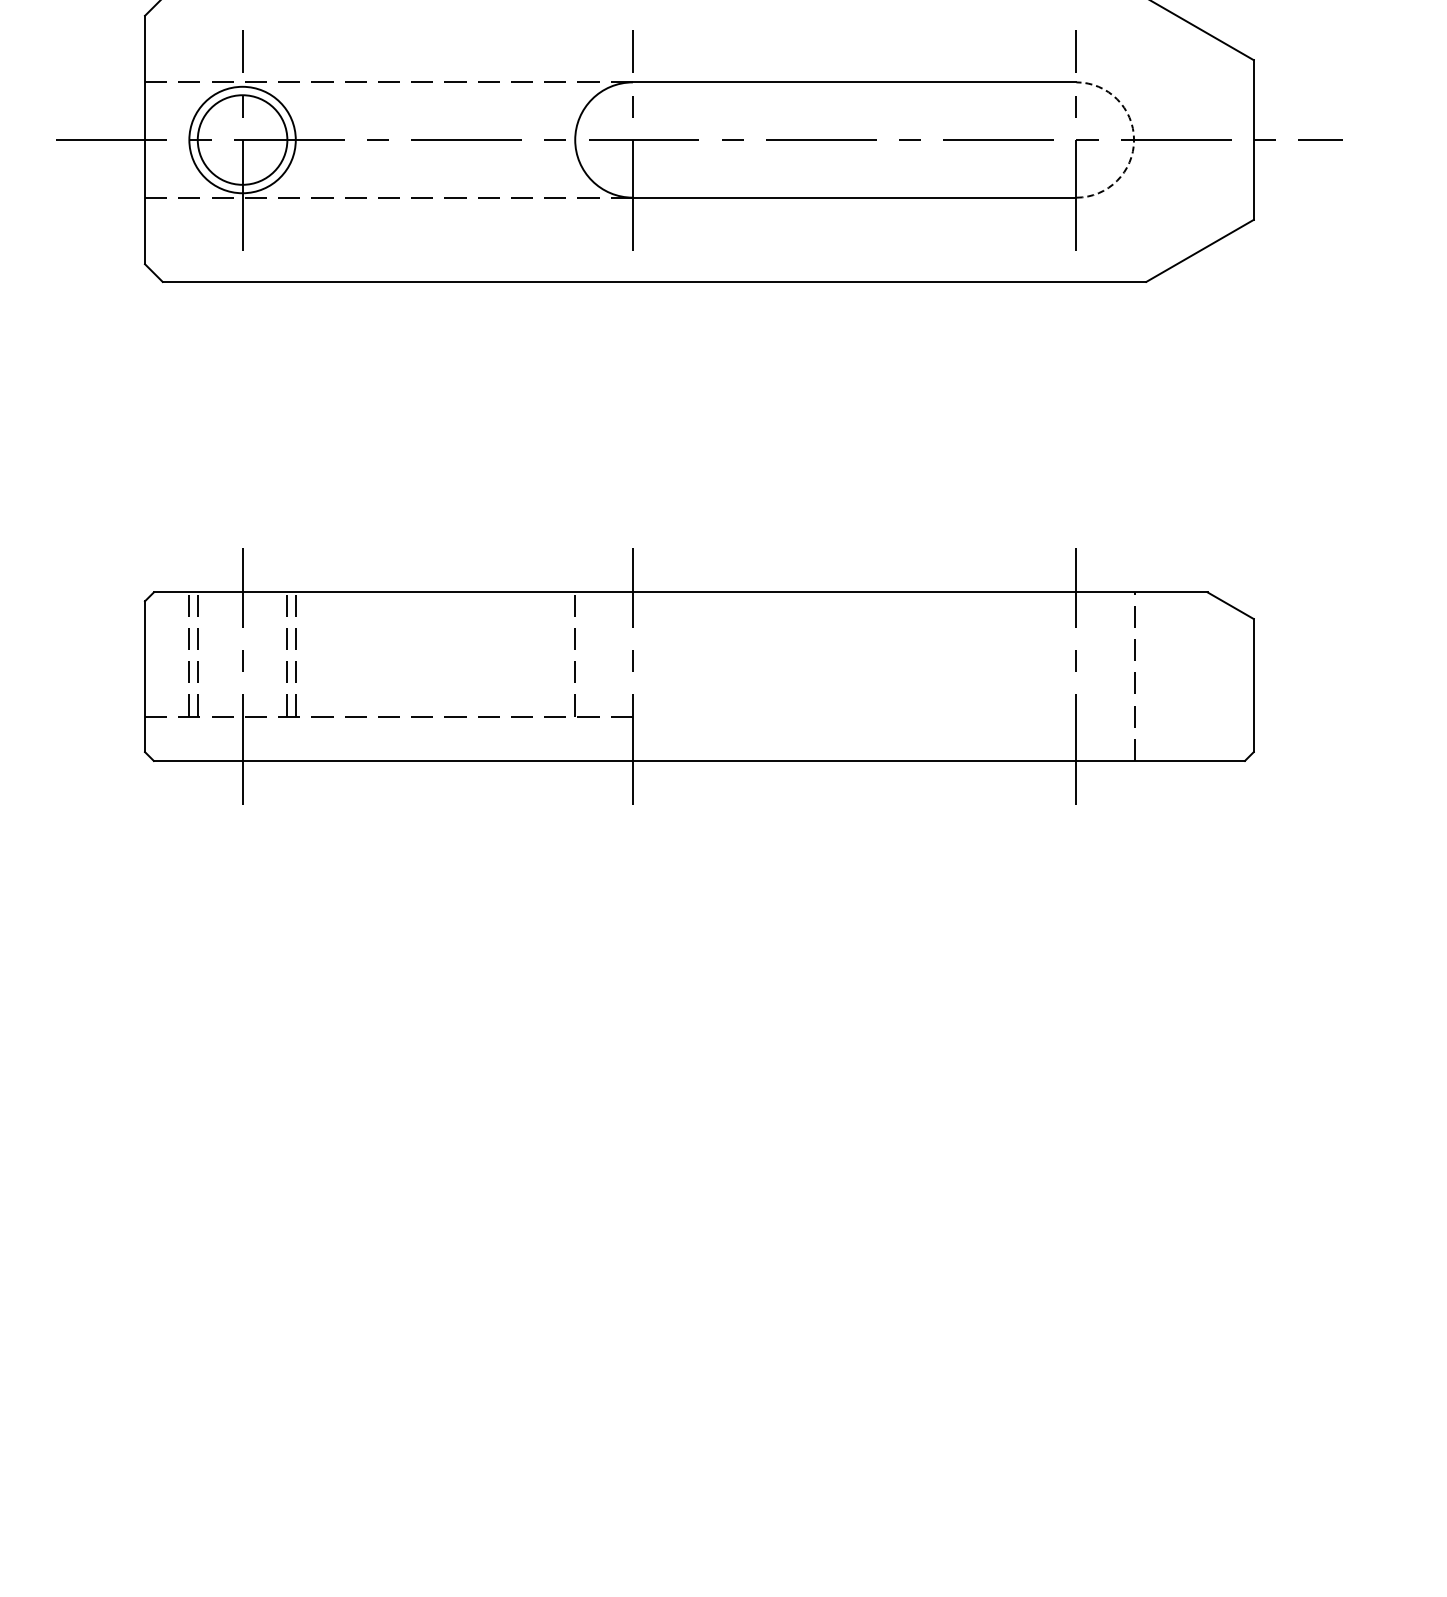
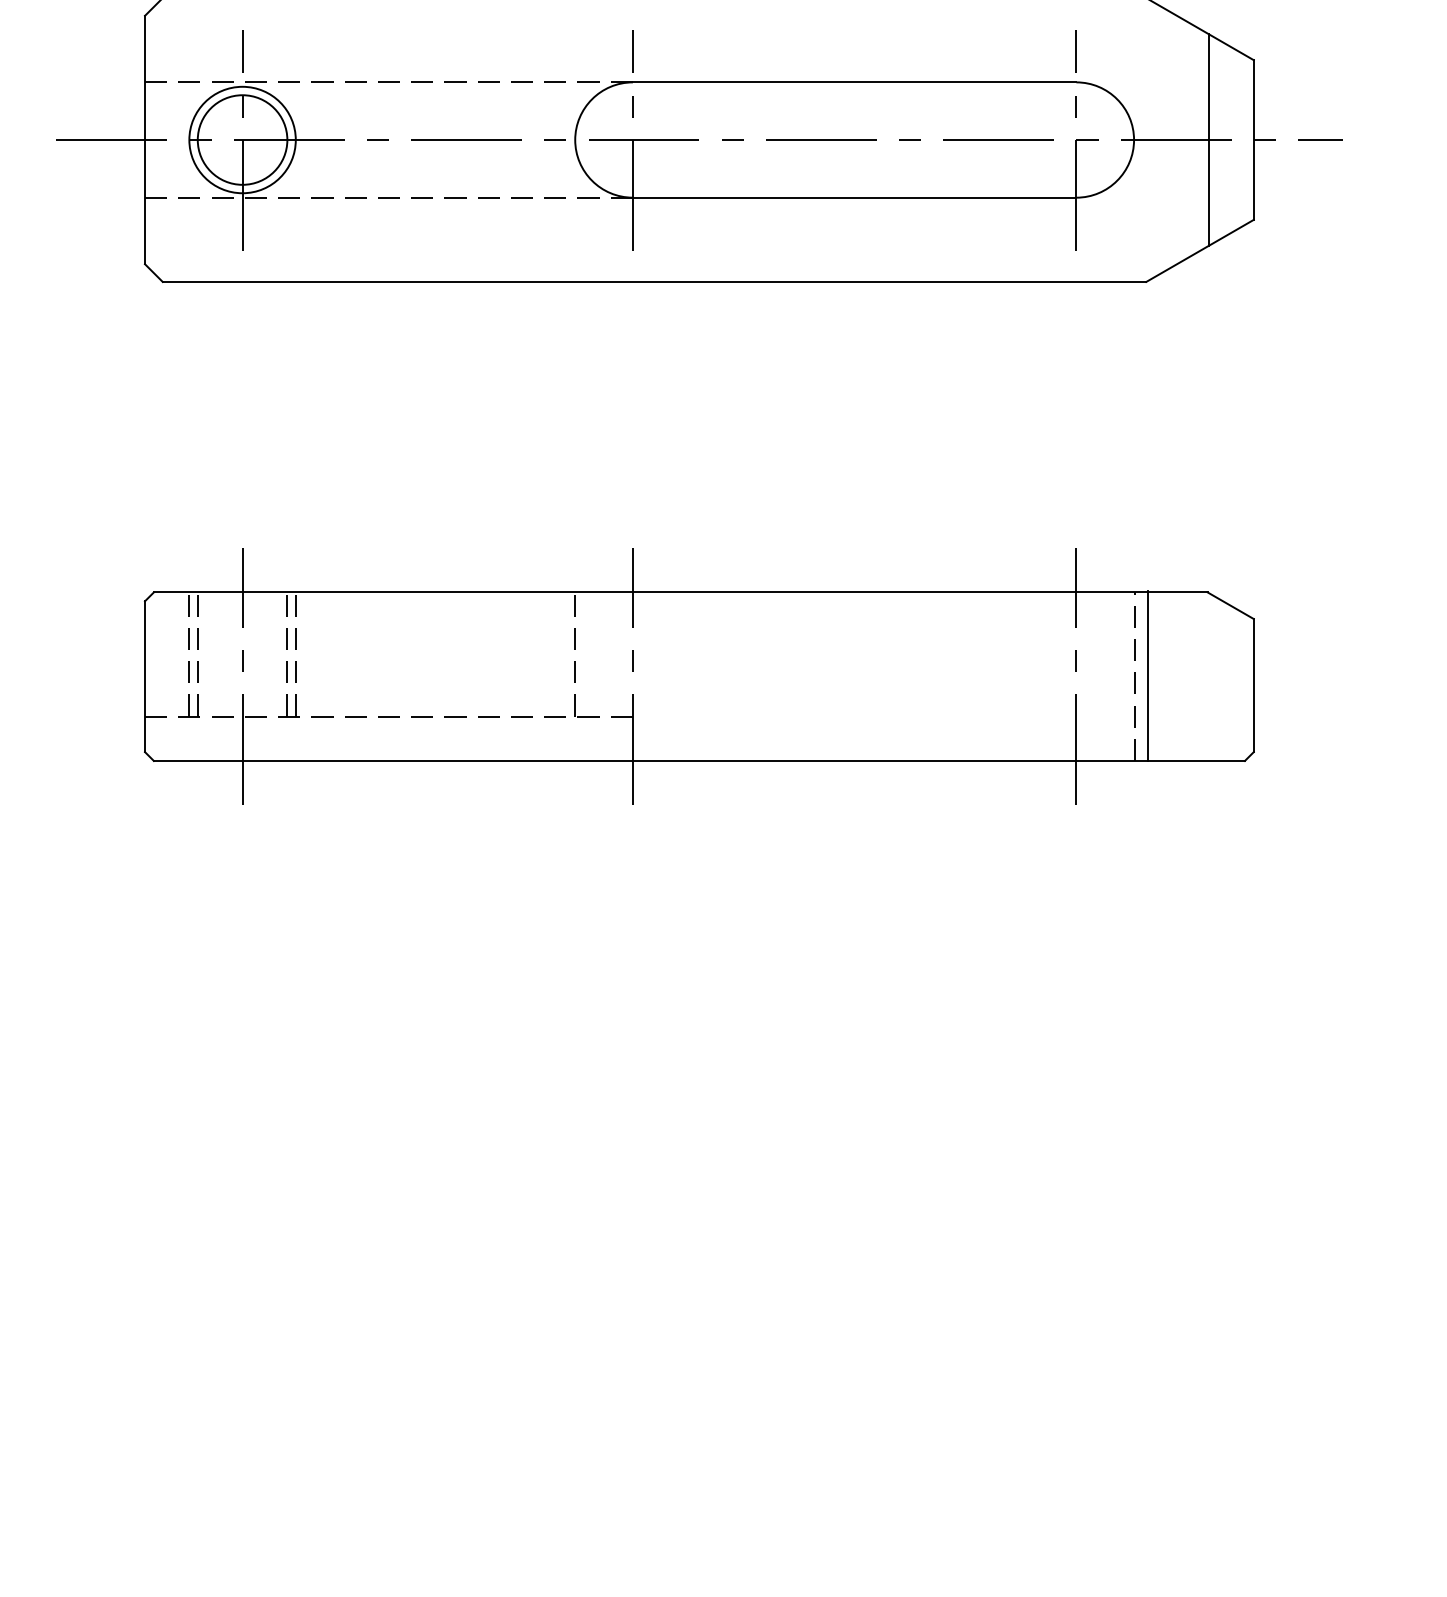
line: none -> present (1209, 139)
arc: dashed -> solid (1134, 140)
line: none -> present (1148, 675)
